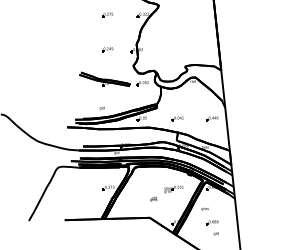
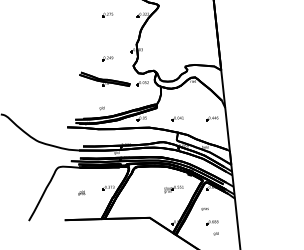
part position: (107, 49) -> (107, 58) (107, 58)
text position: (153, 198) -> (81, 192) (81, 192)
